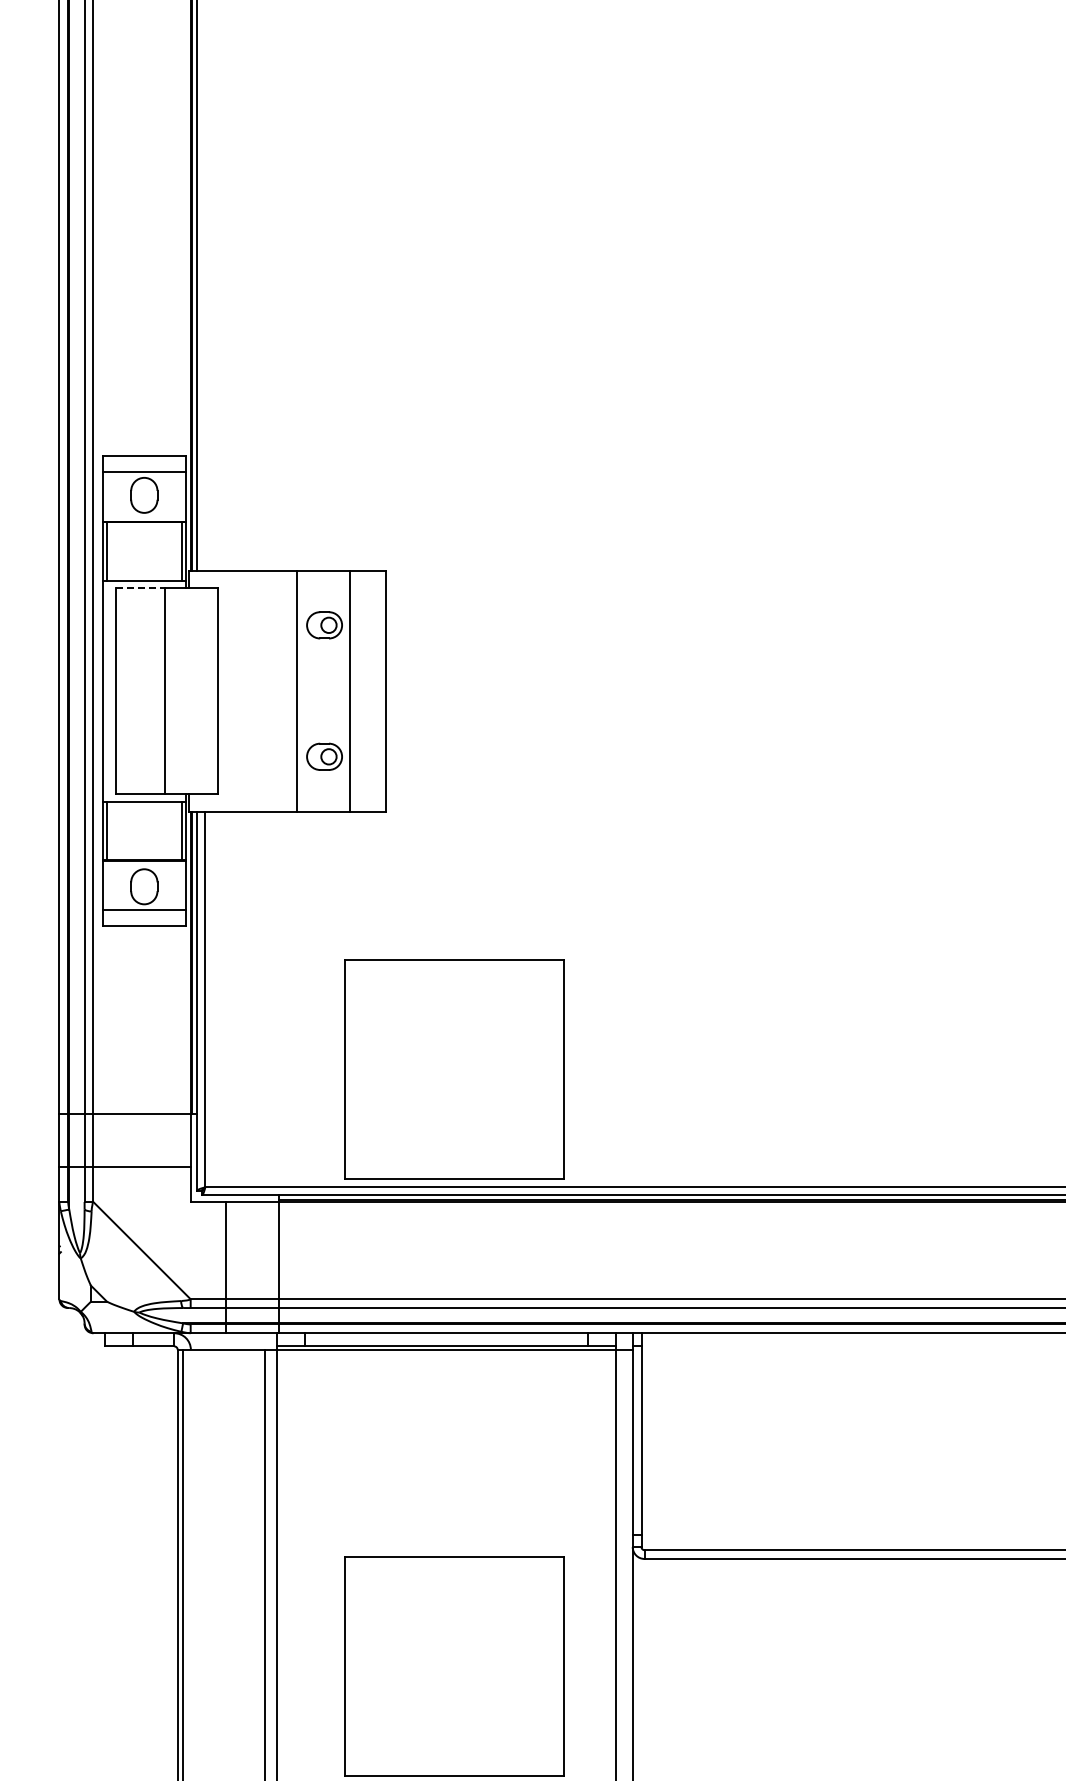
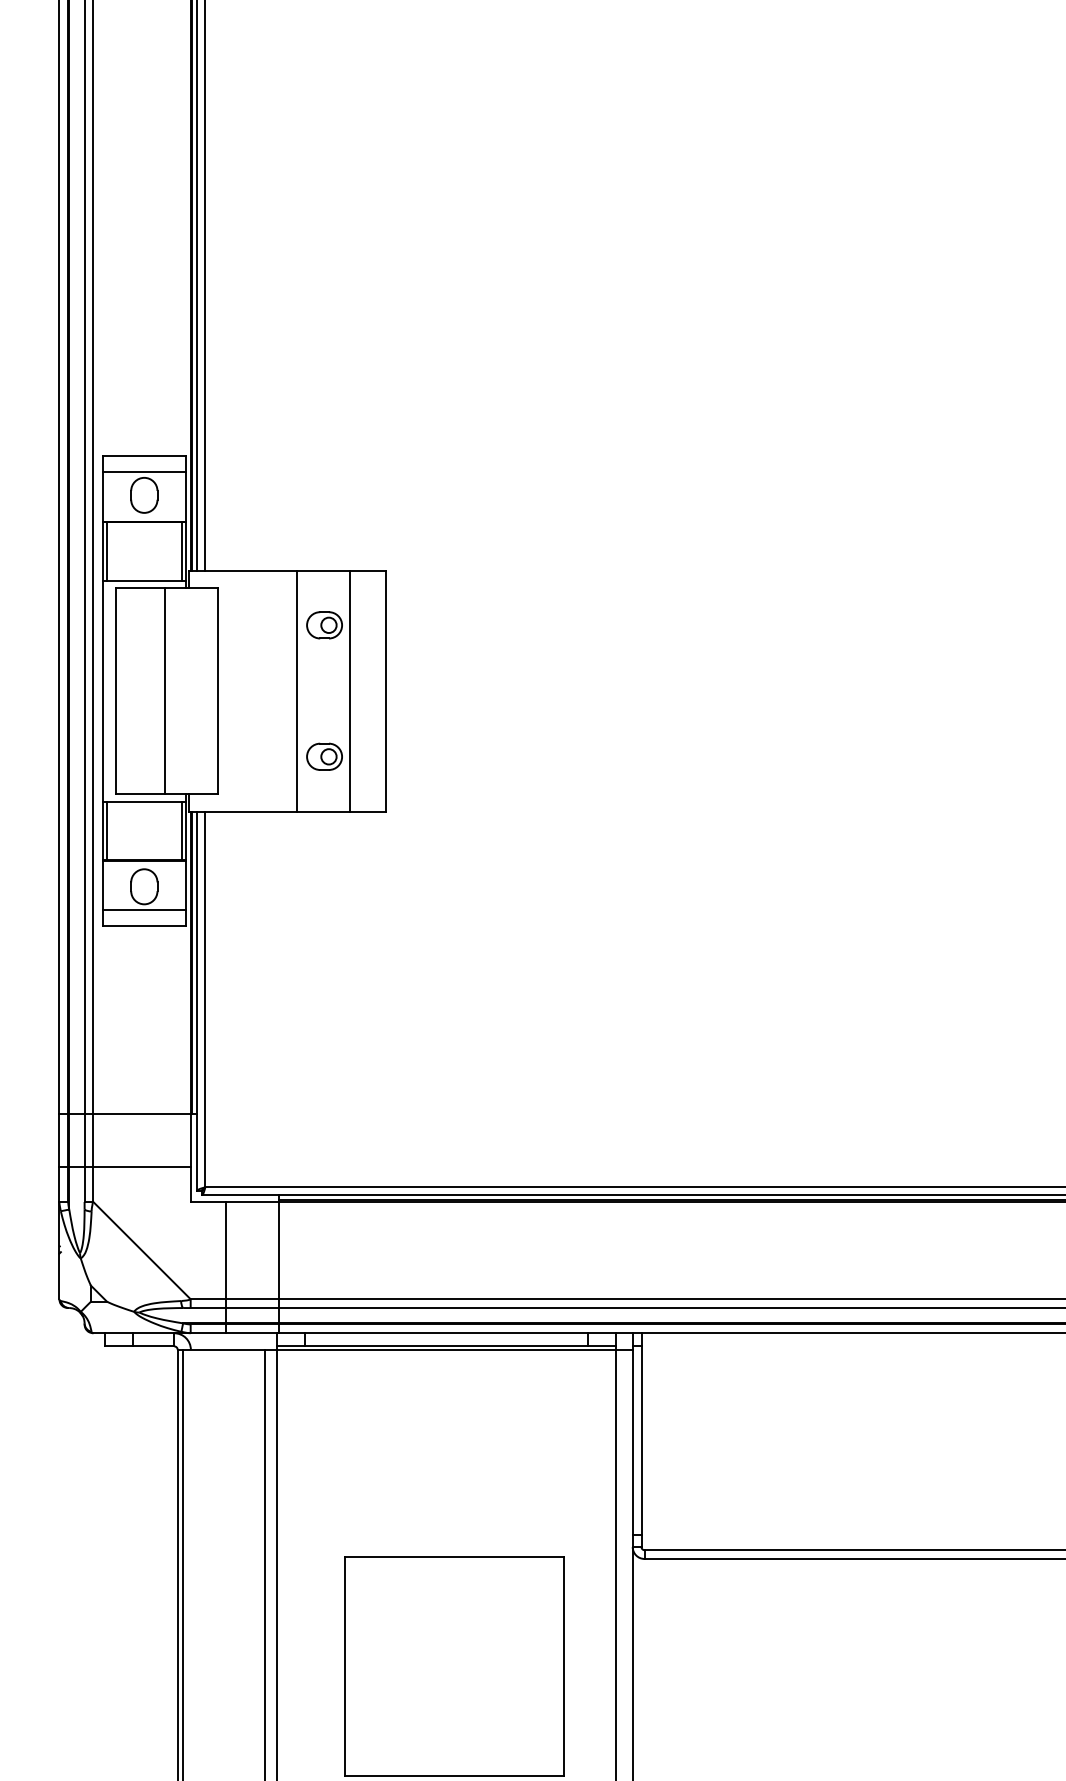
line: none -> present (205, 286)
line: dashed -> solid (140, 588)
part: present -> none (454, 1069)
